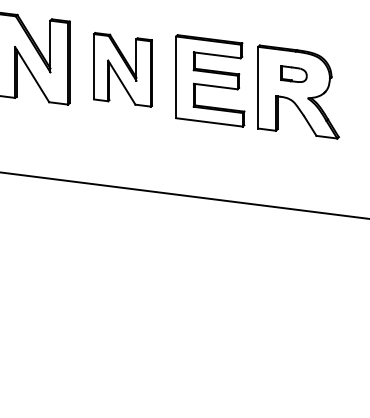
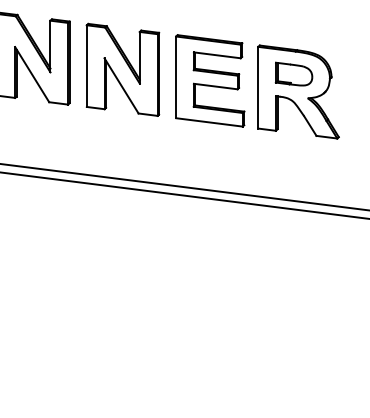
part size: 60x76 px -> 76x95 px (122, 69)
part size: 28x18 px -> 40x26 px (293, 73)
line: none -> present (184, 187)
